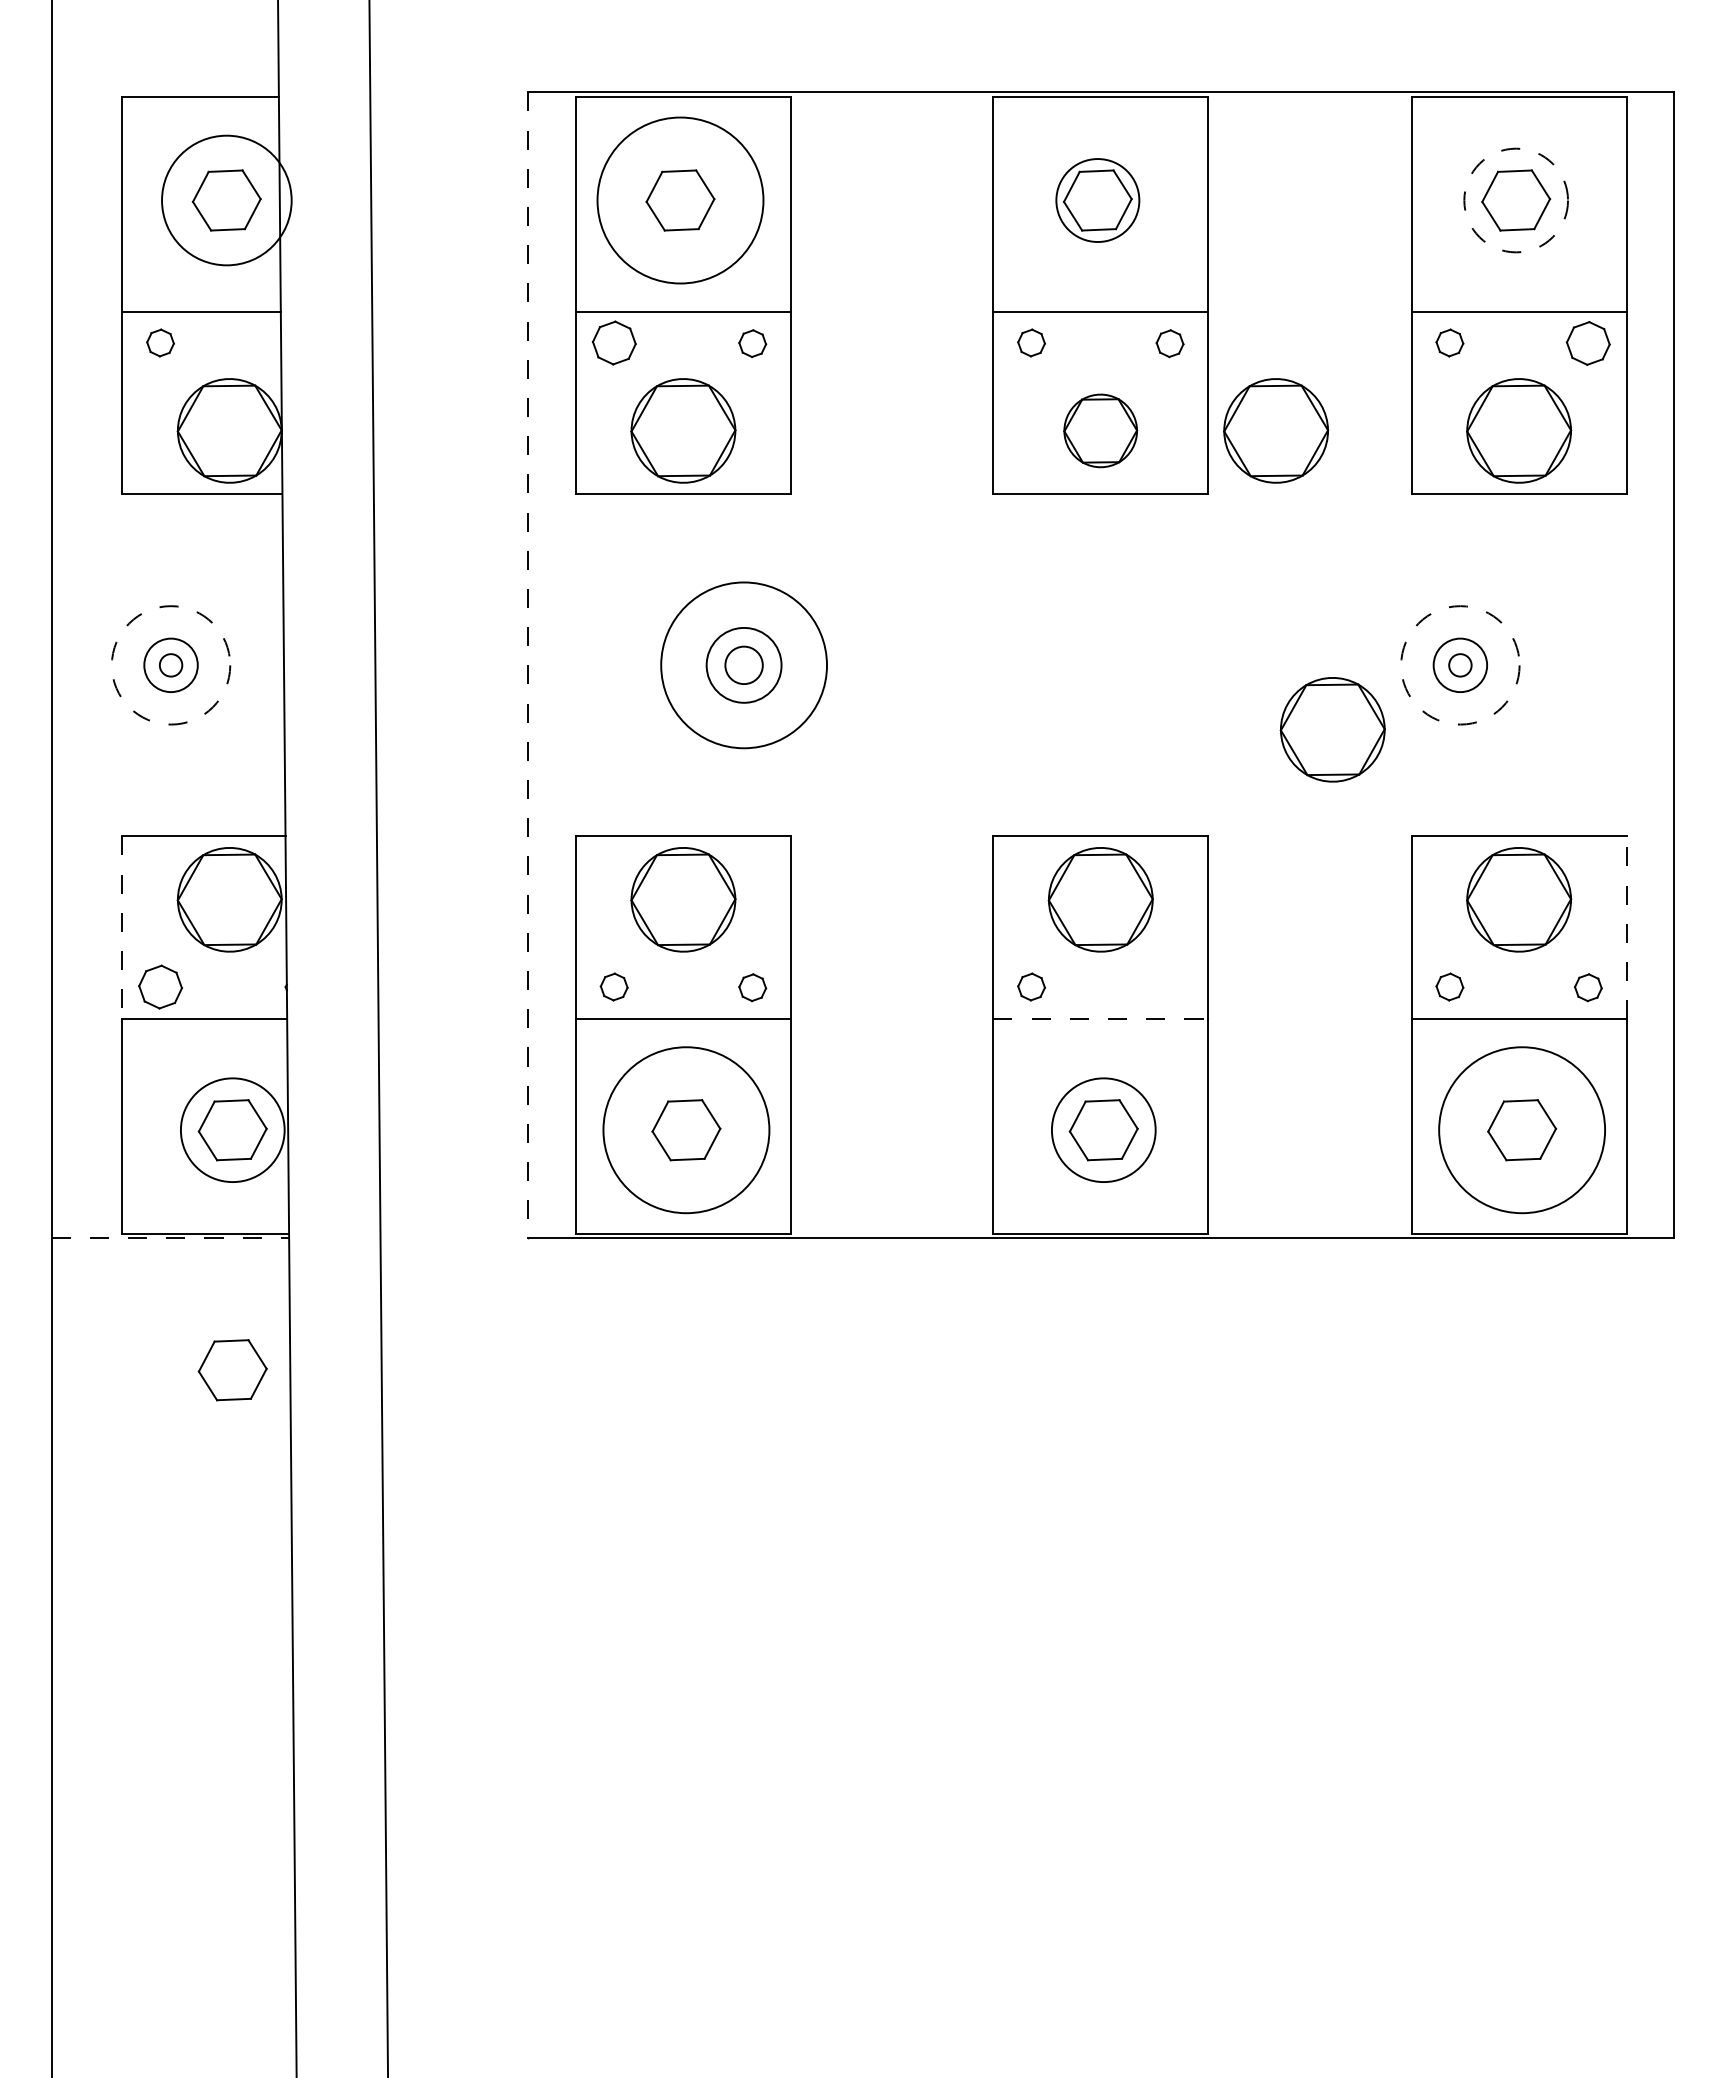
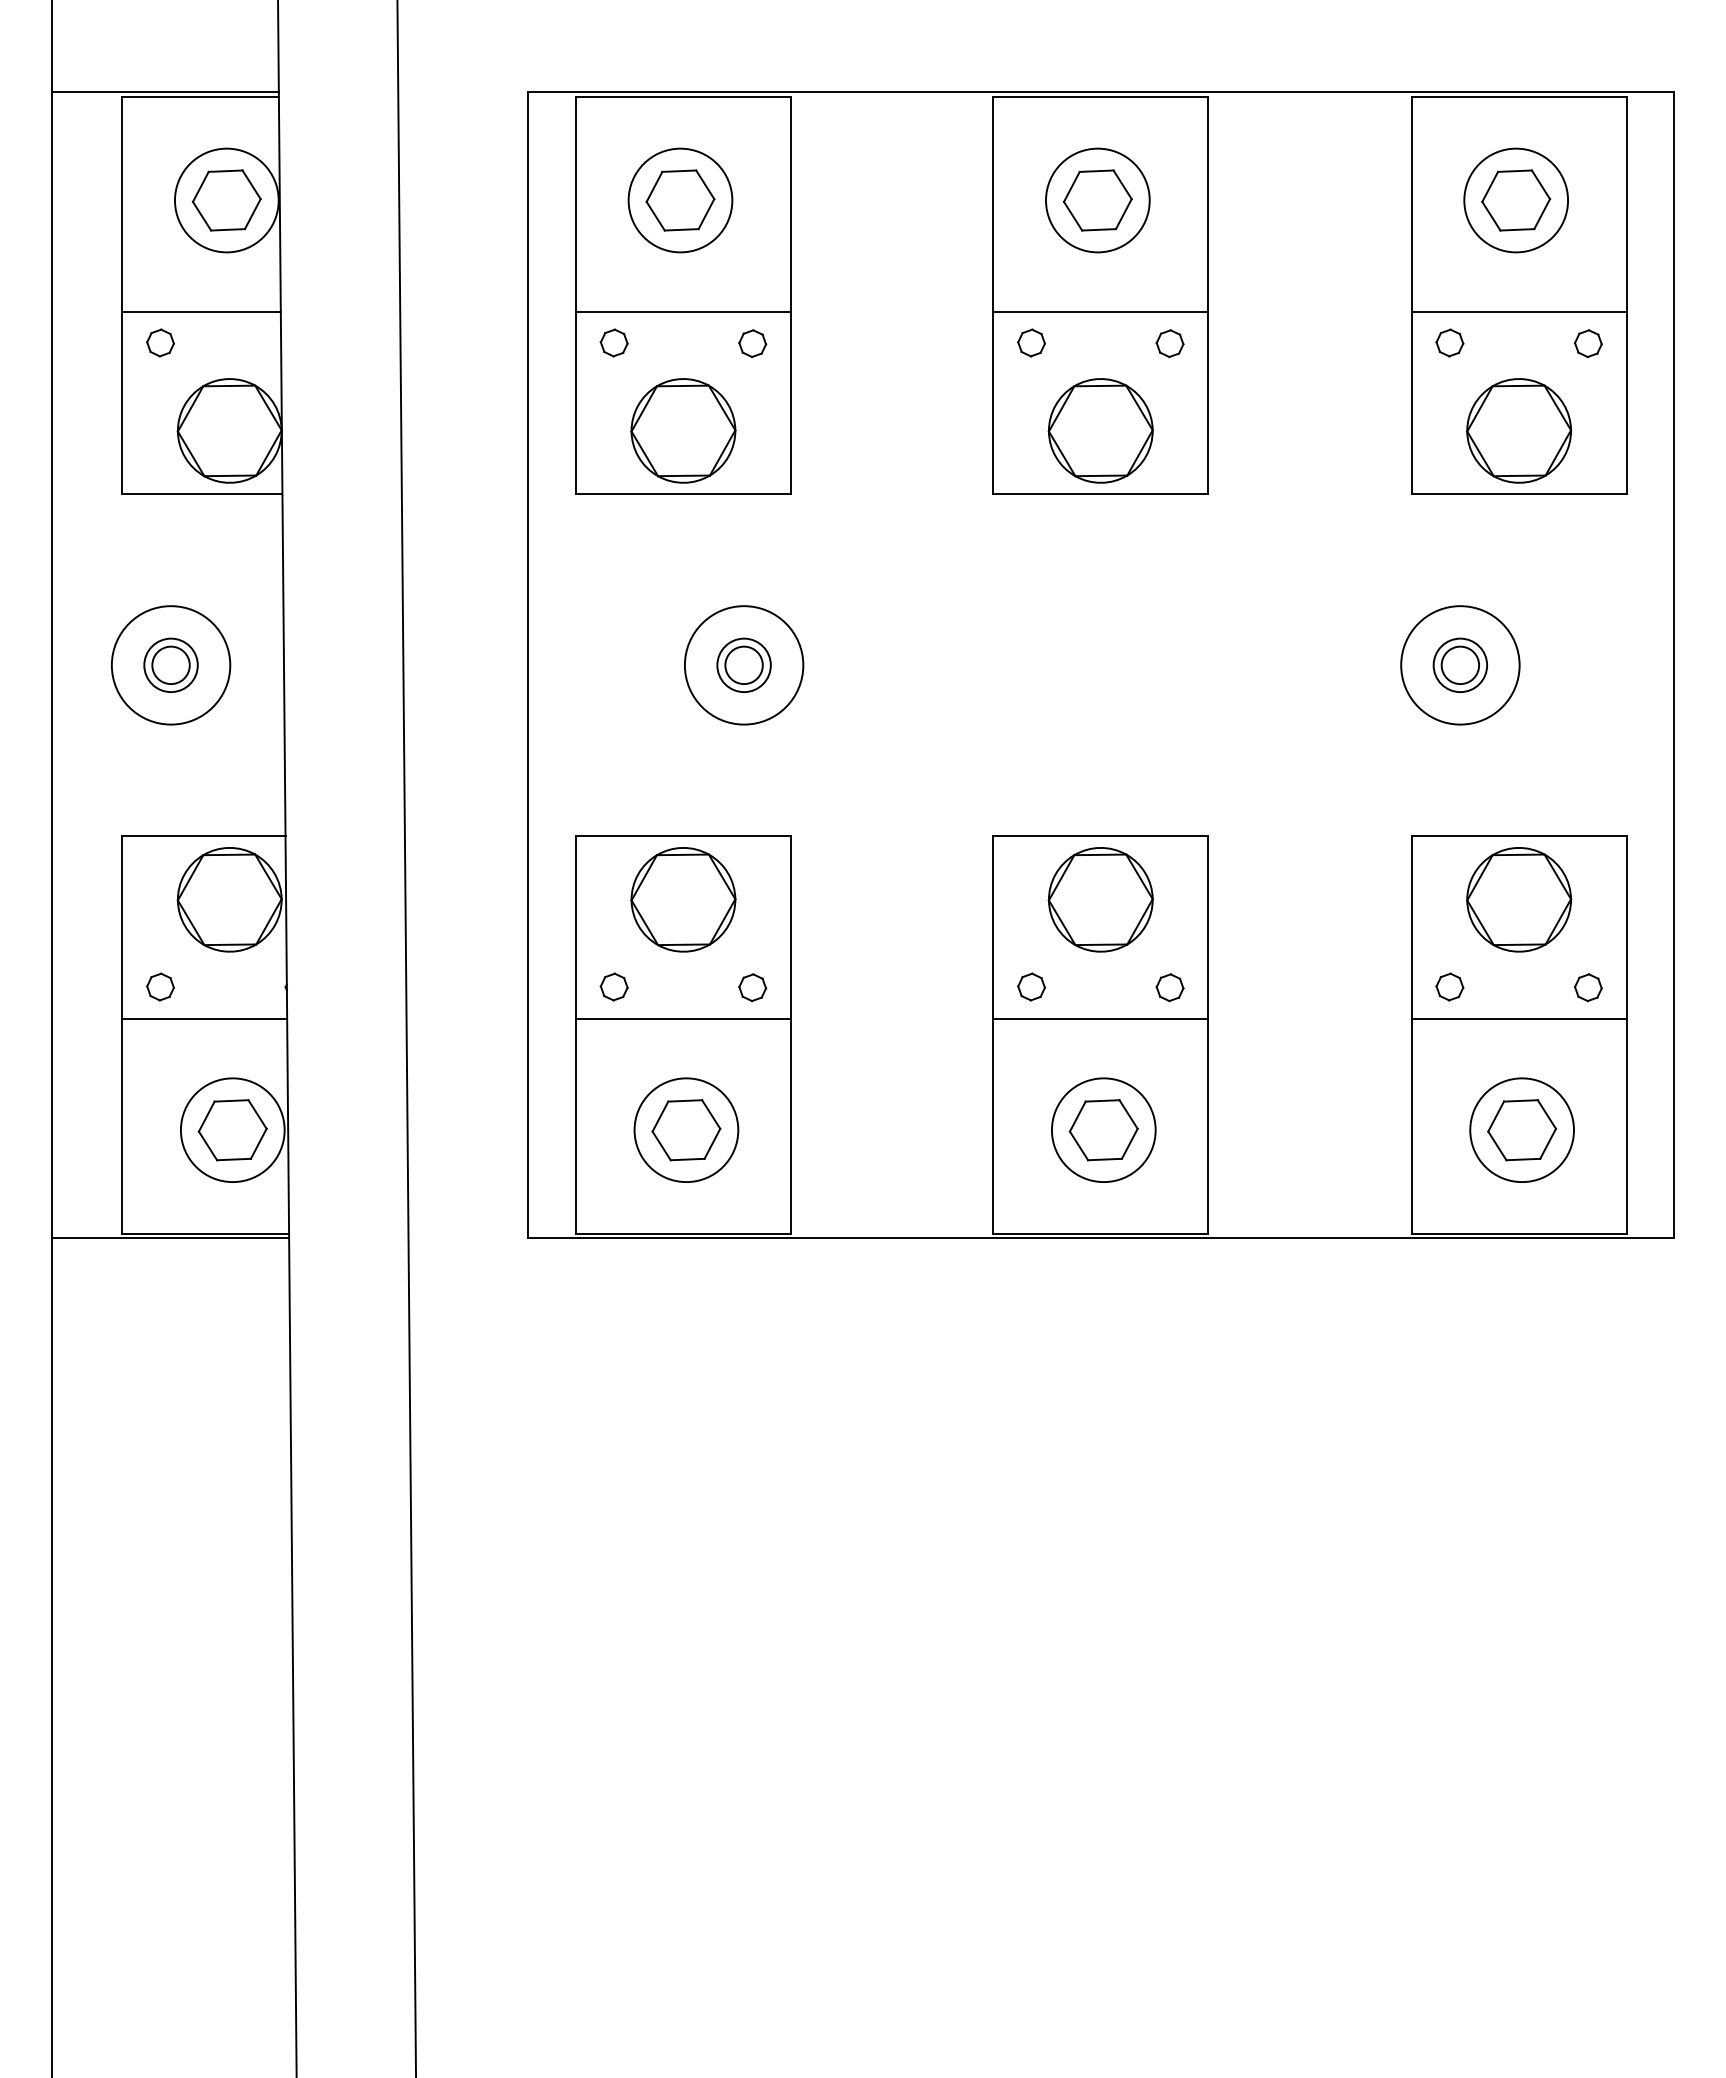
line: none -> present (164, 92)
circle diameter: 130 px -> 104 px (226, 200)
circle diameter: 166 px -> 104 px (680, 200)
circle diameter: 83 px -> 104 px (1097, 200)
circle: dashed -> solid (1516, 200)
part size: 45x46 px -> 30x30 px (613, 342)
part size: 46x45 px -> 29x30 px (1588, 343)
part size: 76x76 px -> 107x106 px (1100, 430)
part: present -> none (1276, 430)
circle diameter: 75 px -> 53 px (743, 665)
circle diameter: 22 px -> 37 px (170, 665)
circle: dashed -> solid (170, 665)
line: dashed -> solid (528, 665)
circle diameter: 166 px -> 118 px (743, 665)
circle diameter: 22 px -> 37 px (1460, 665)
circle: dashed -> solid (1460, 665)
part: present -> none (1332, 729)
line: dashed -> solid (1626, 927)
line: dashed -> solid (122, 928)
part size: 45x46 px -> 29x30 px (160, 986)
part: none -> present (1169, 987)
line: dashed -> solid (1101, 1019)
line position: (378, 1038) -> (406, 1038) (406, 1038)
circle diameter: 166 px -> 104 px (686, 1130)
circle diameter: 166 px -> 104 px (1521, 1130)
line: dashed -> solid (170, 1238)
part: present -> none (232, 1370)
